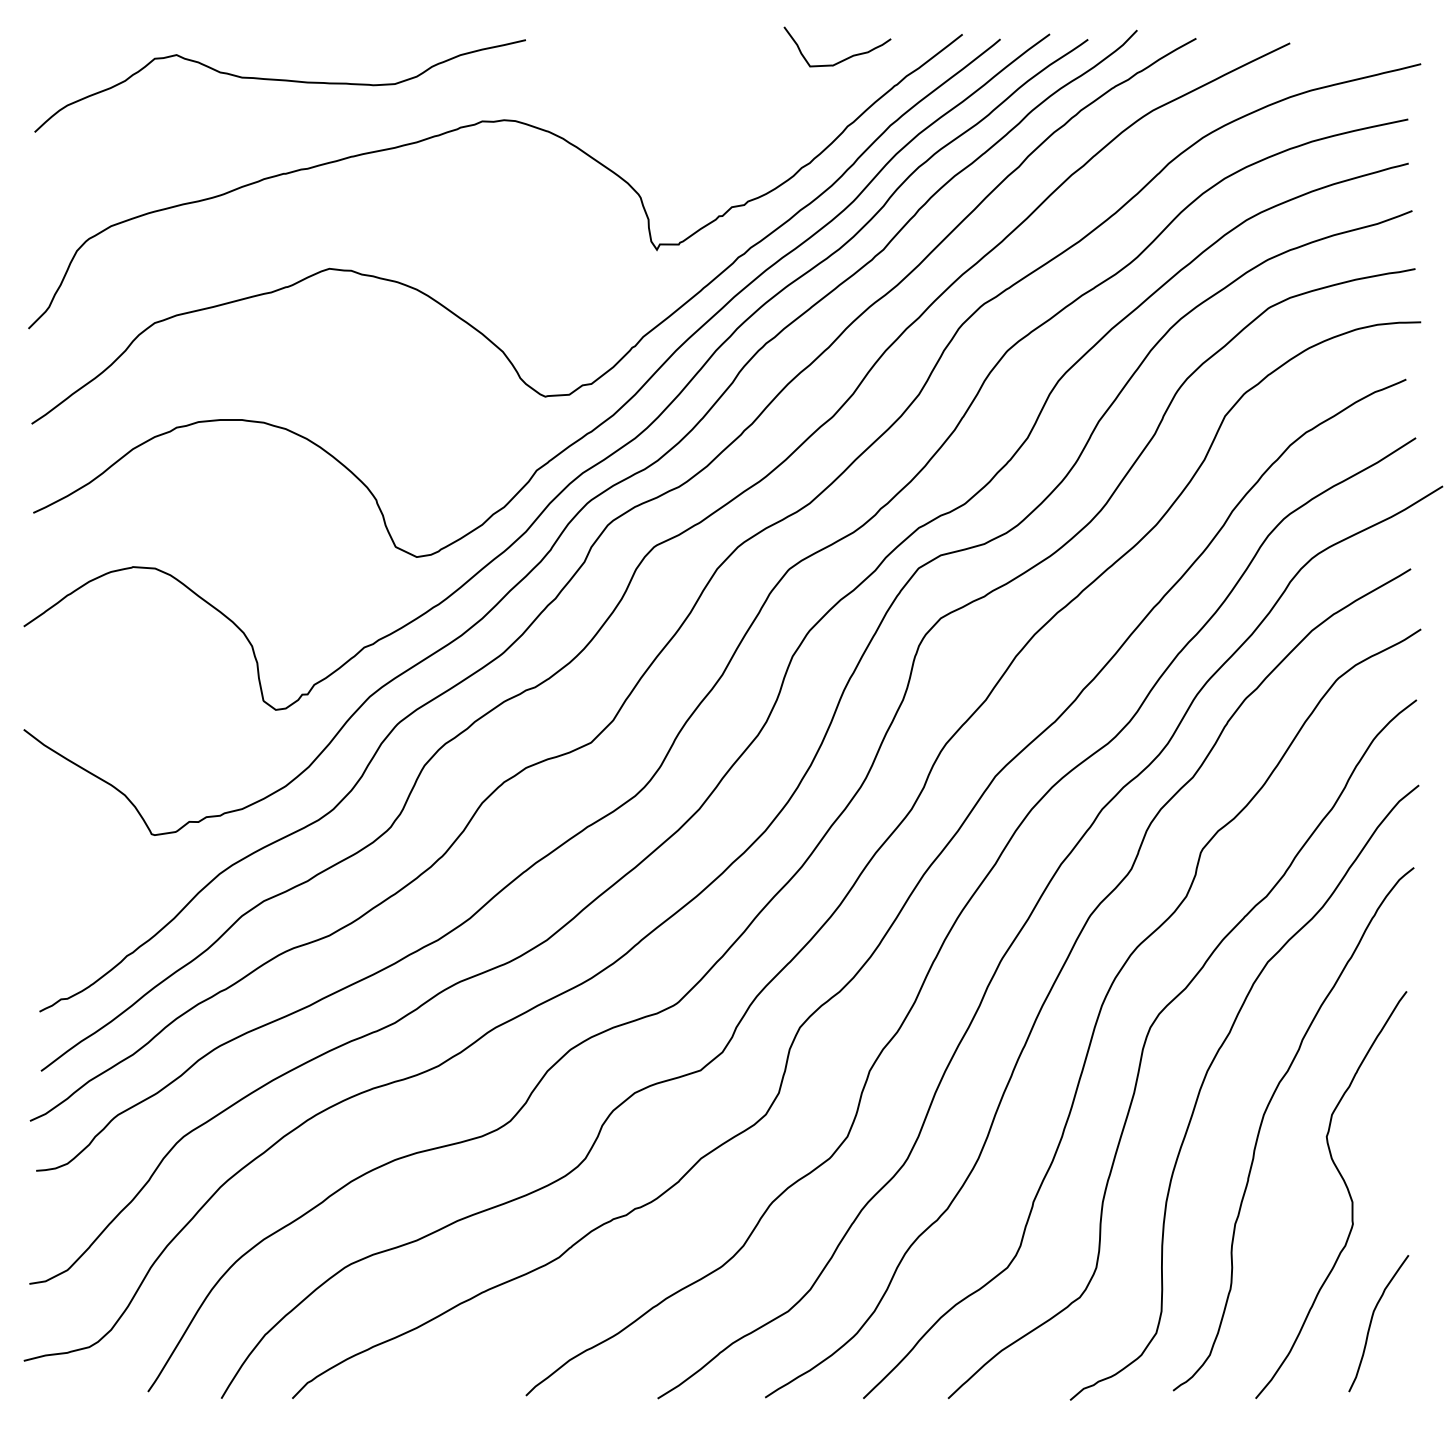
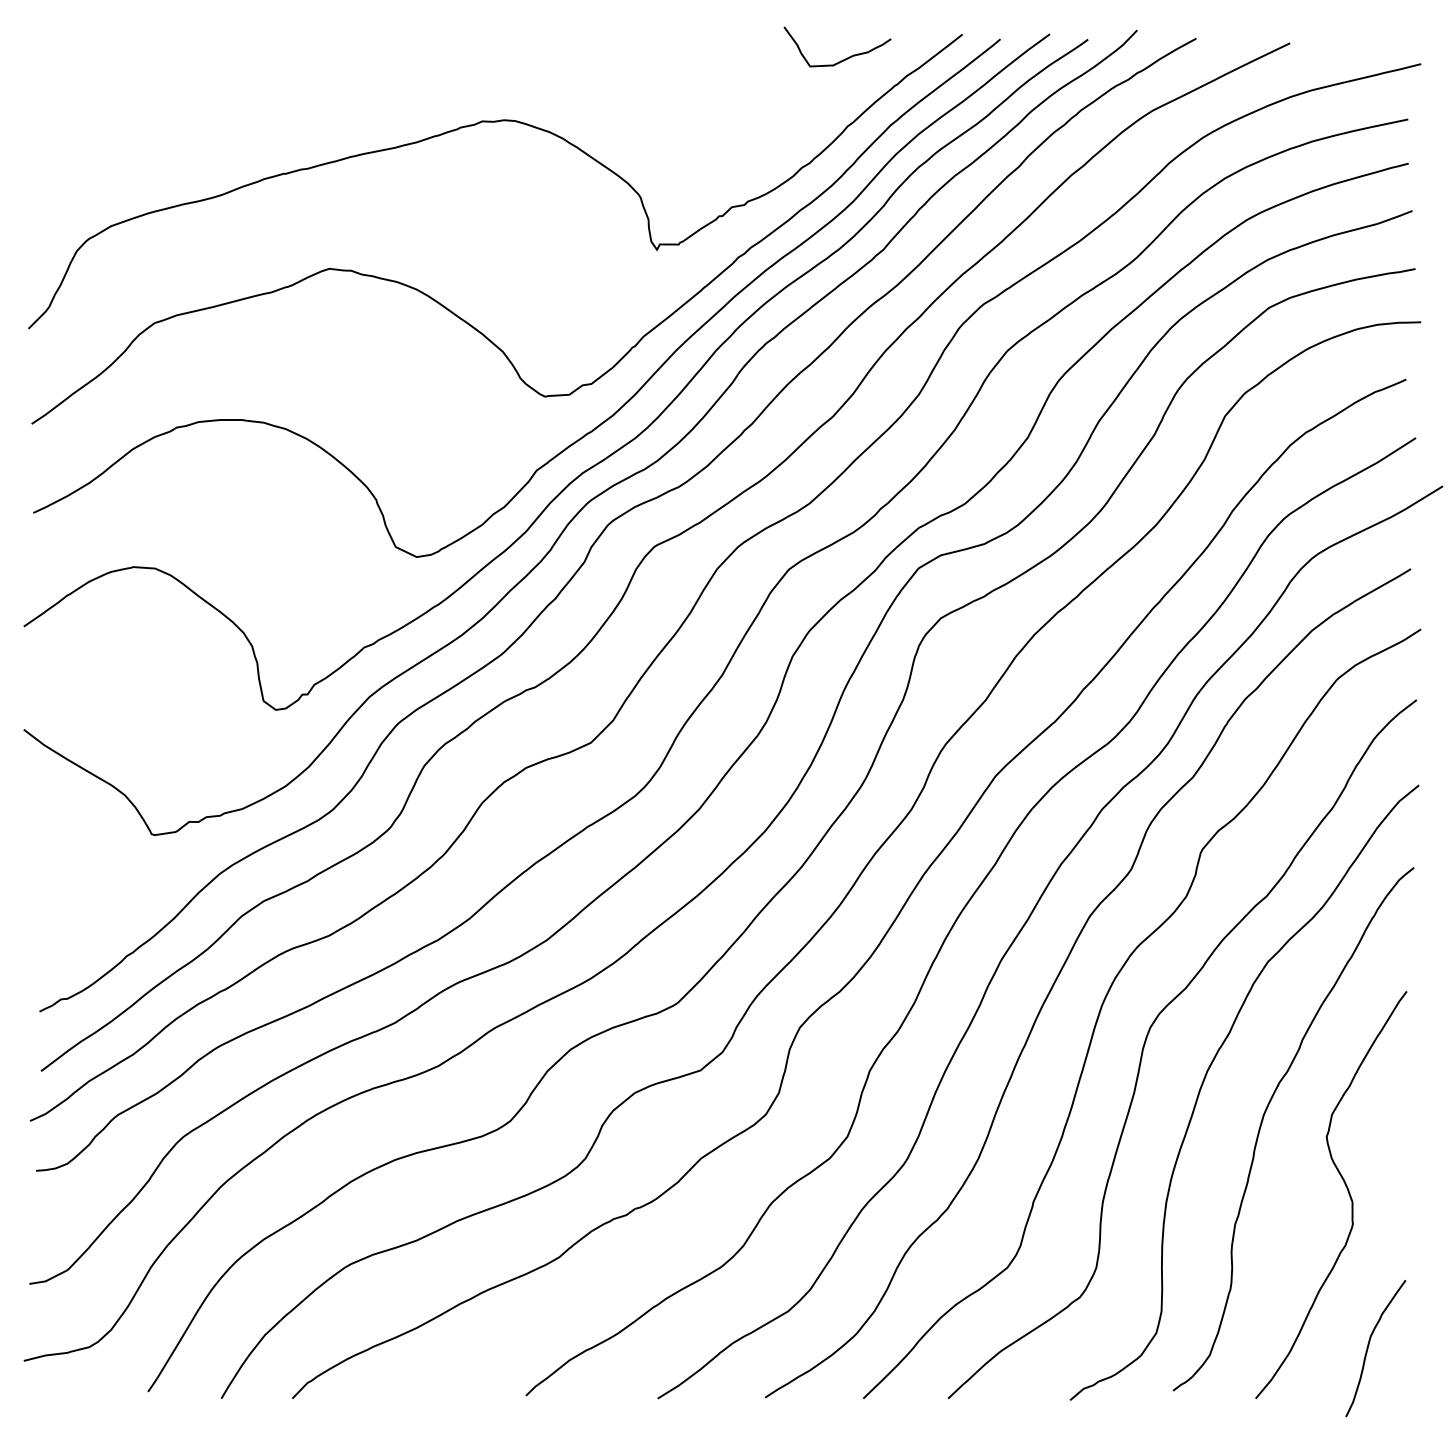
curve: present -> none (281, 81)
curve position: (1372, 1320) -> (1369, 1345) (1369, 1345)
